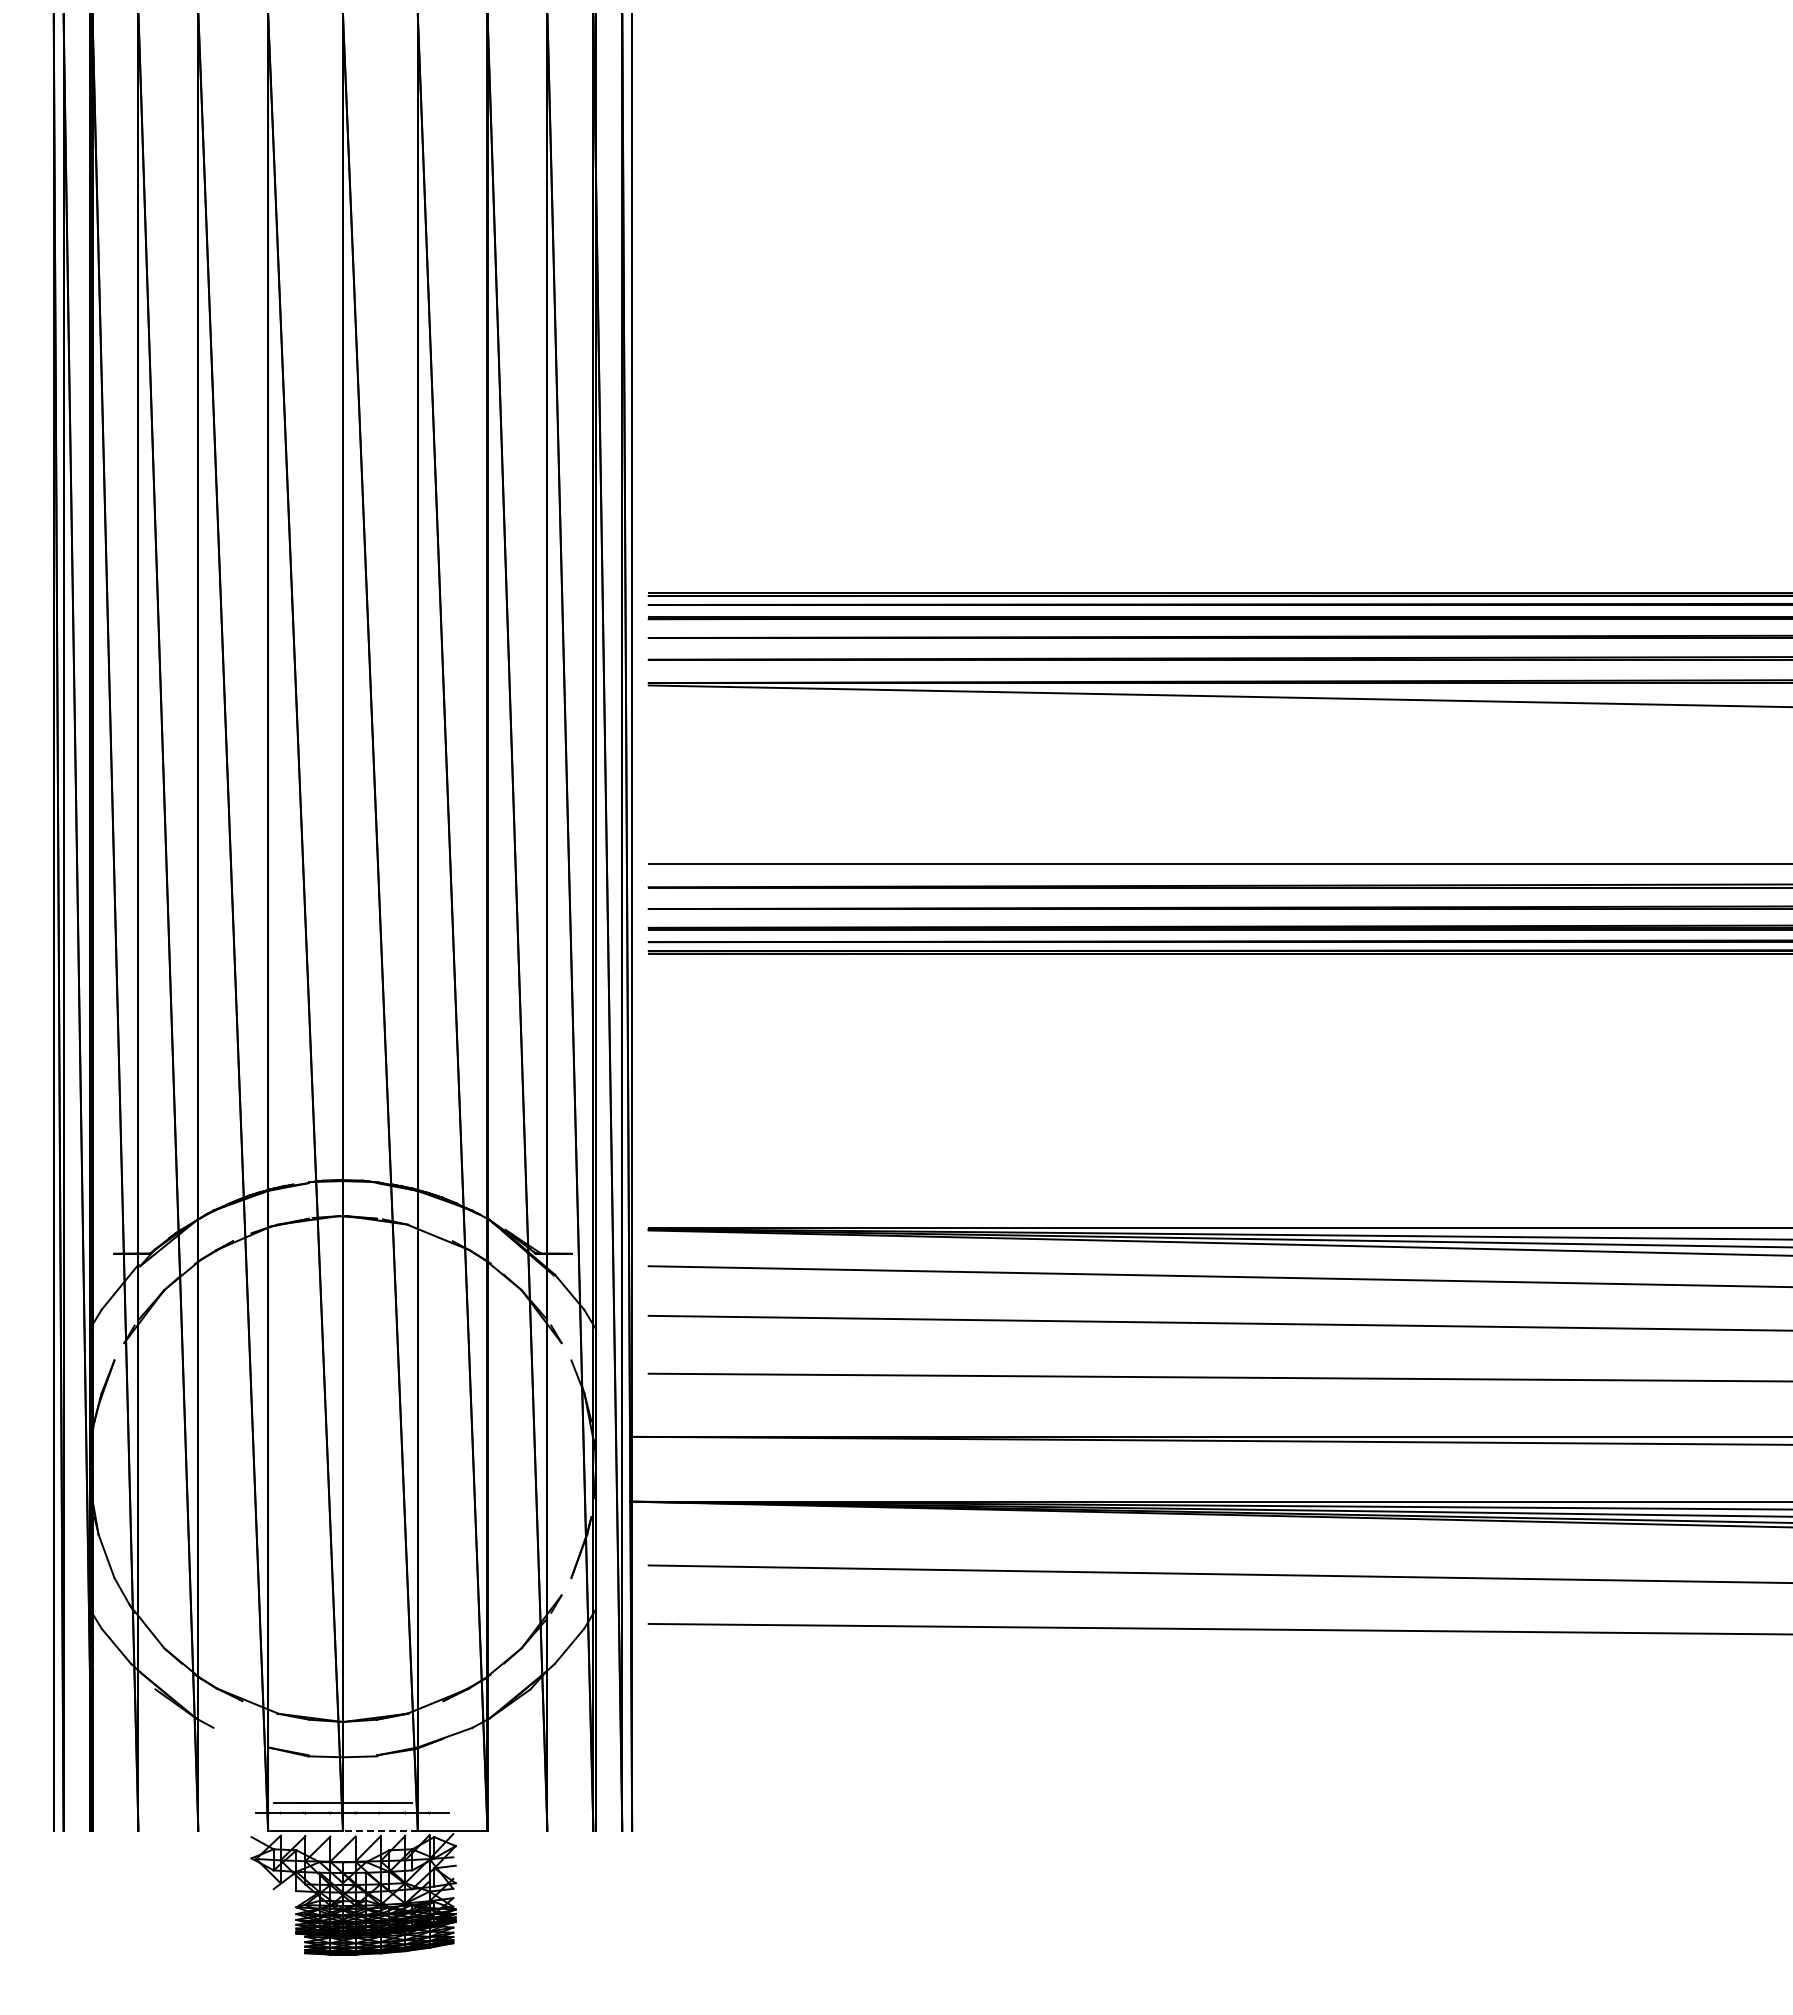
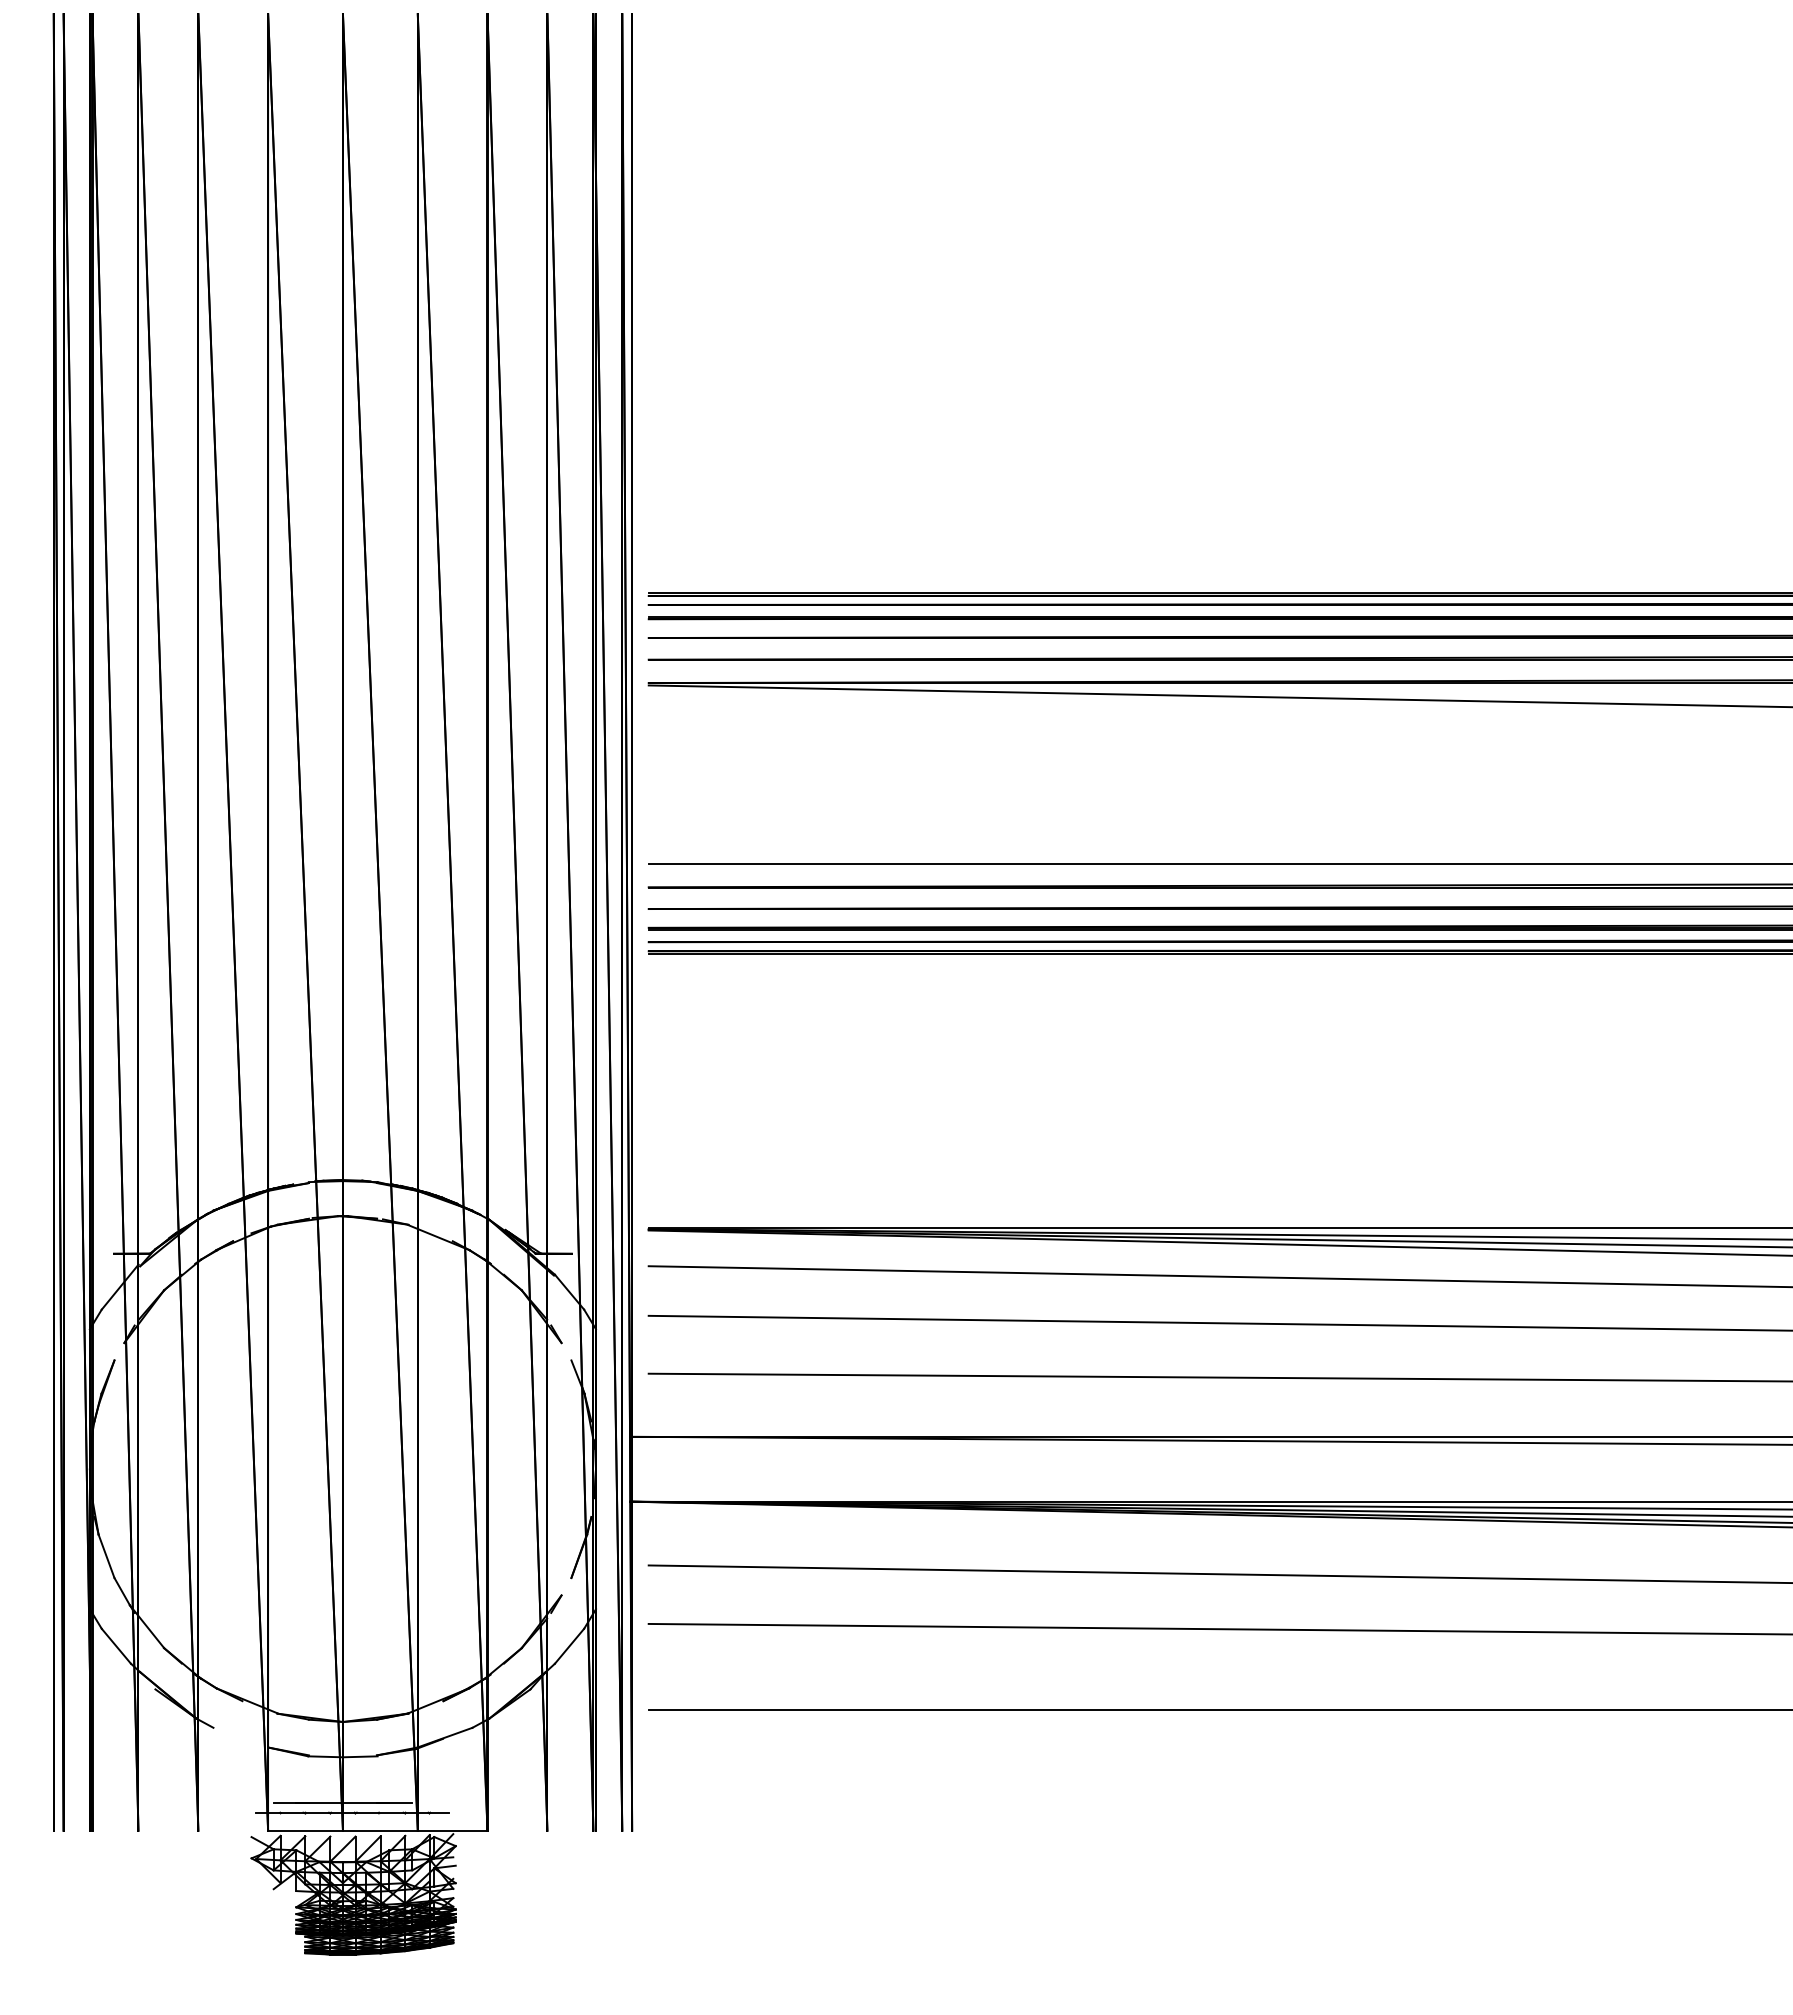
line: none -> present (1218, 1710)
line: dashed -> solid (379, 1830)
